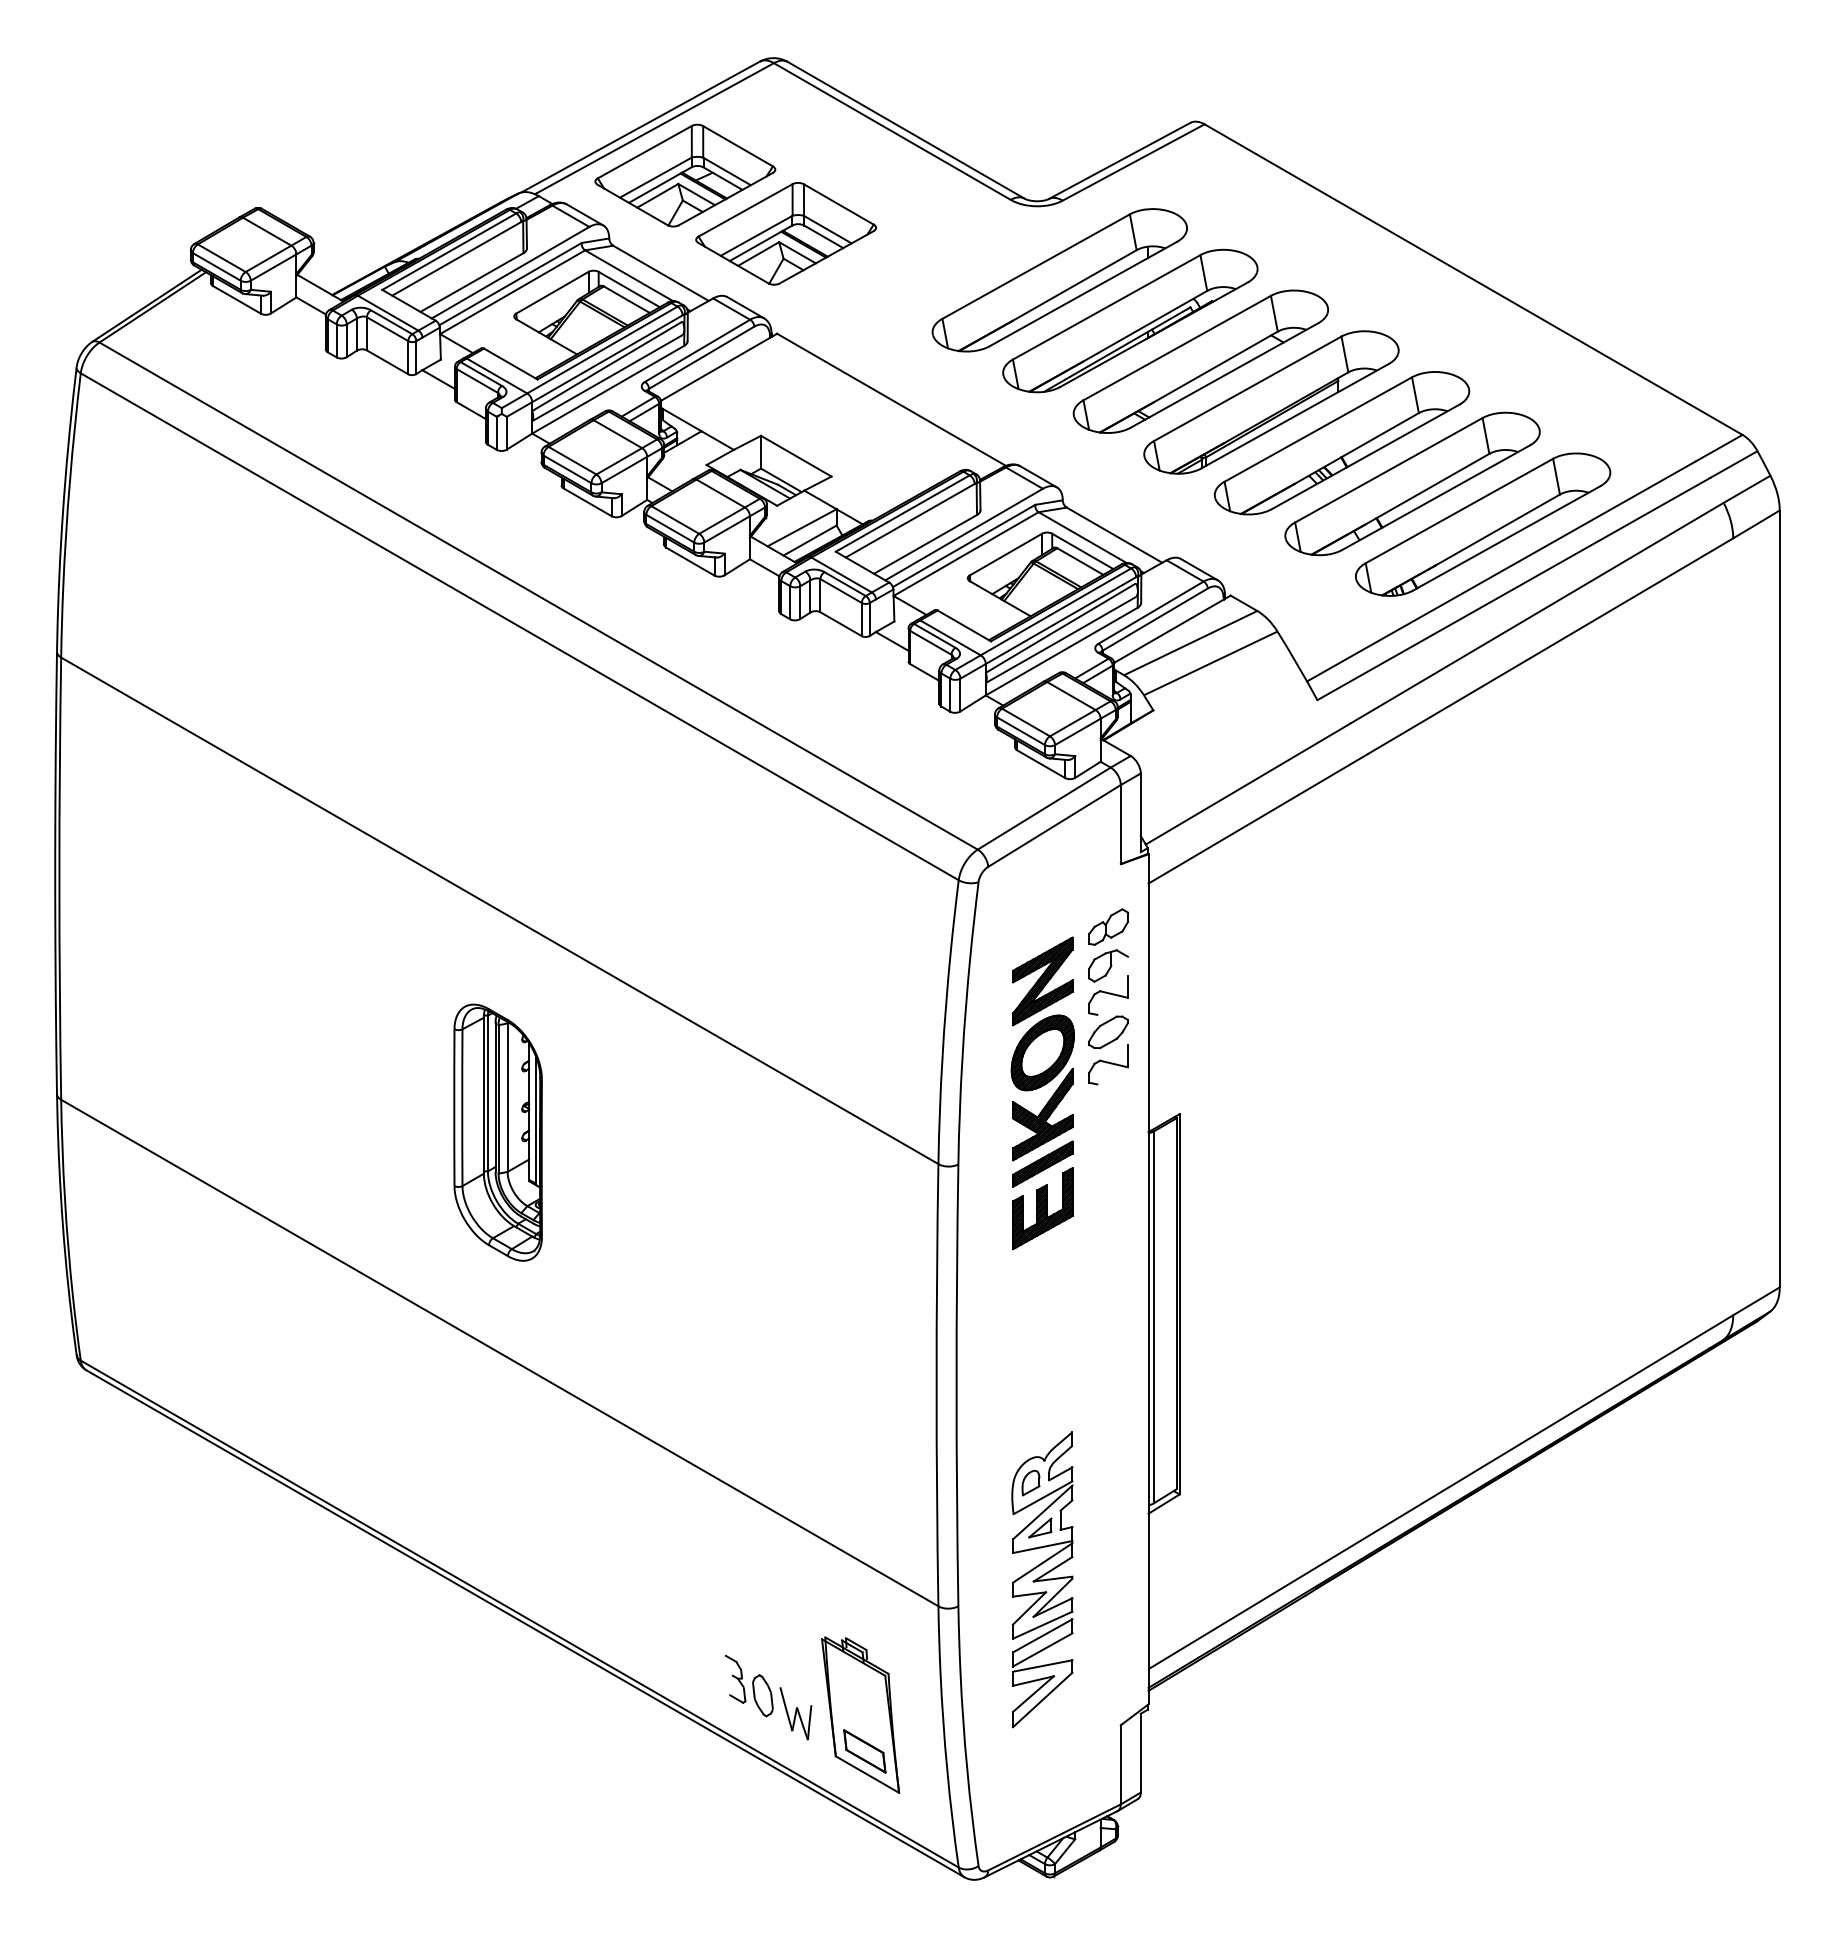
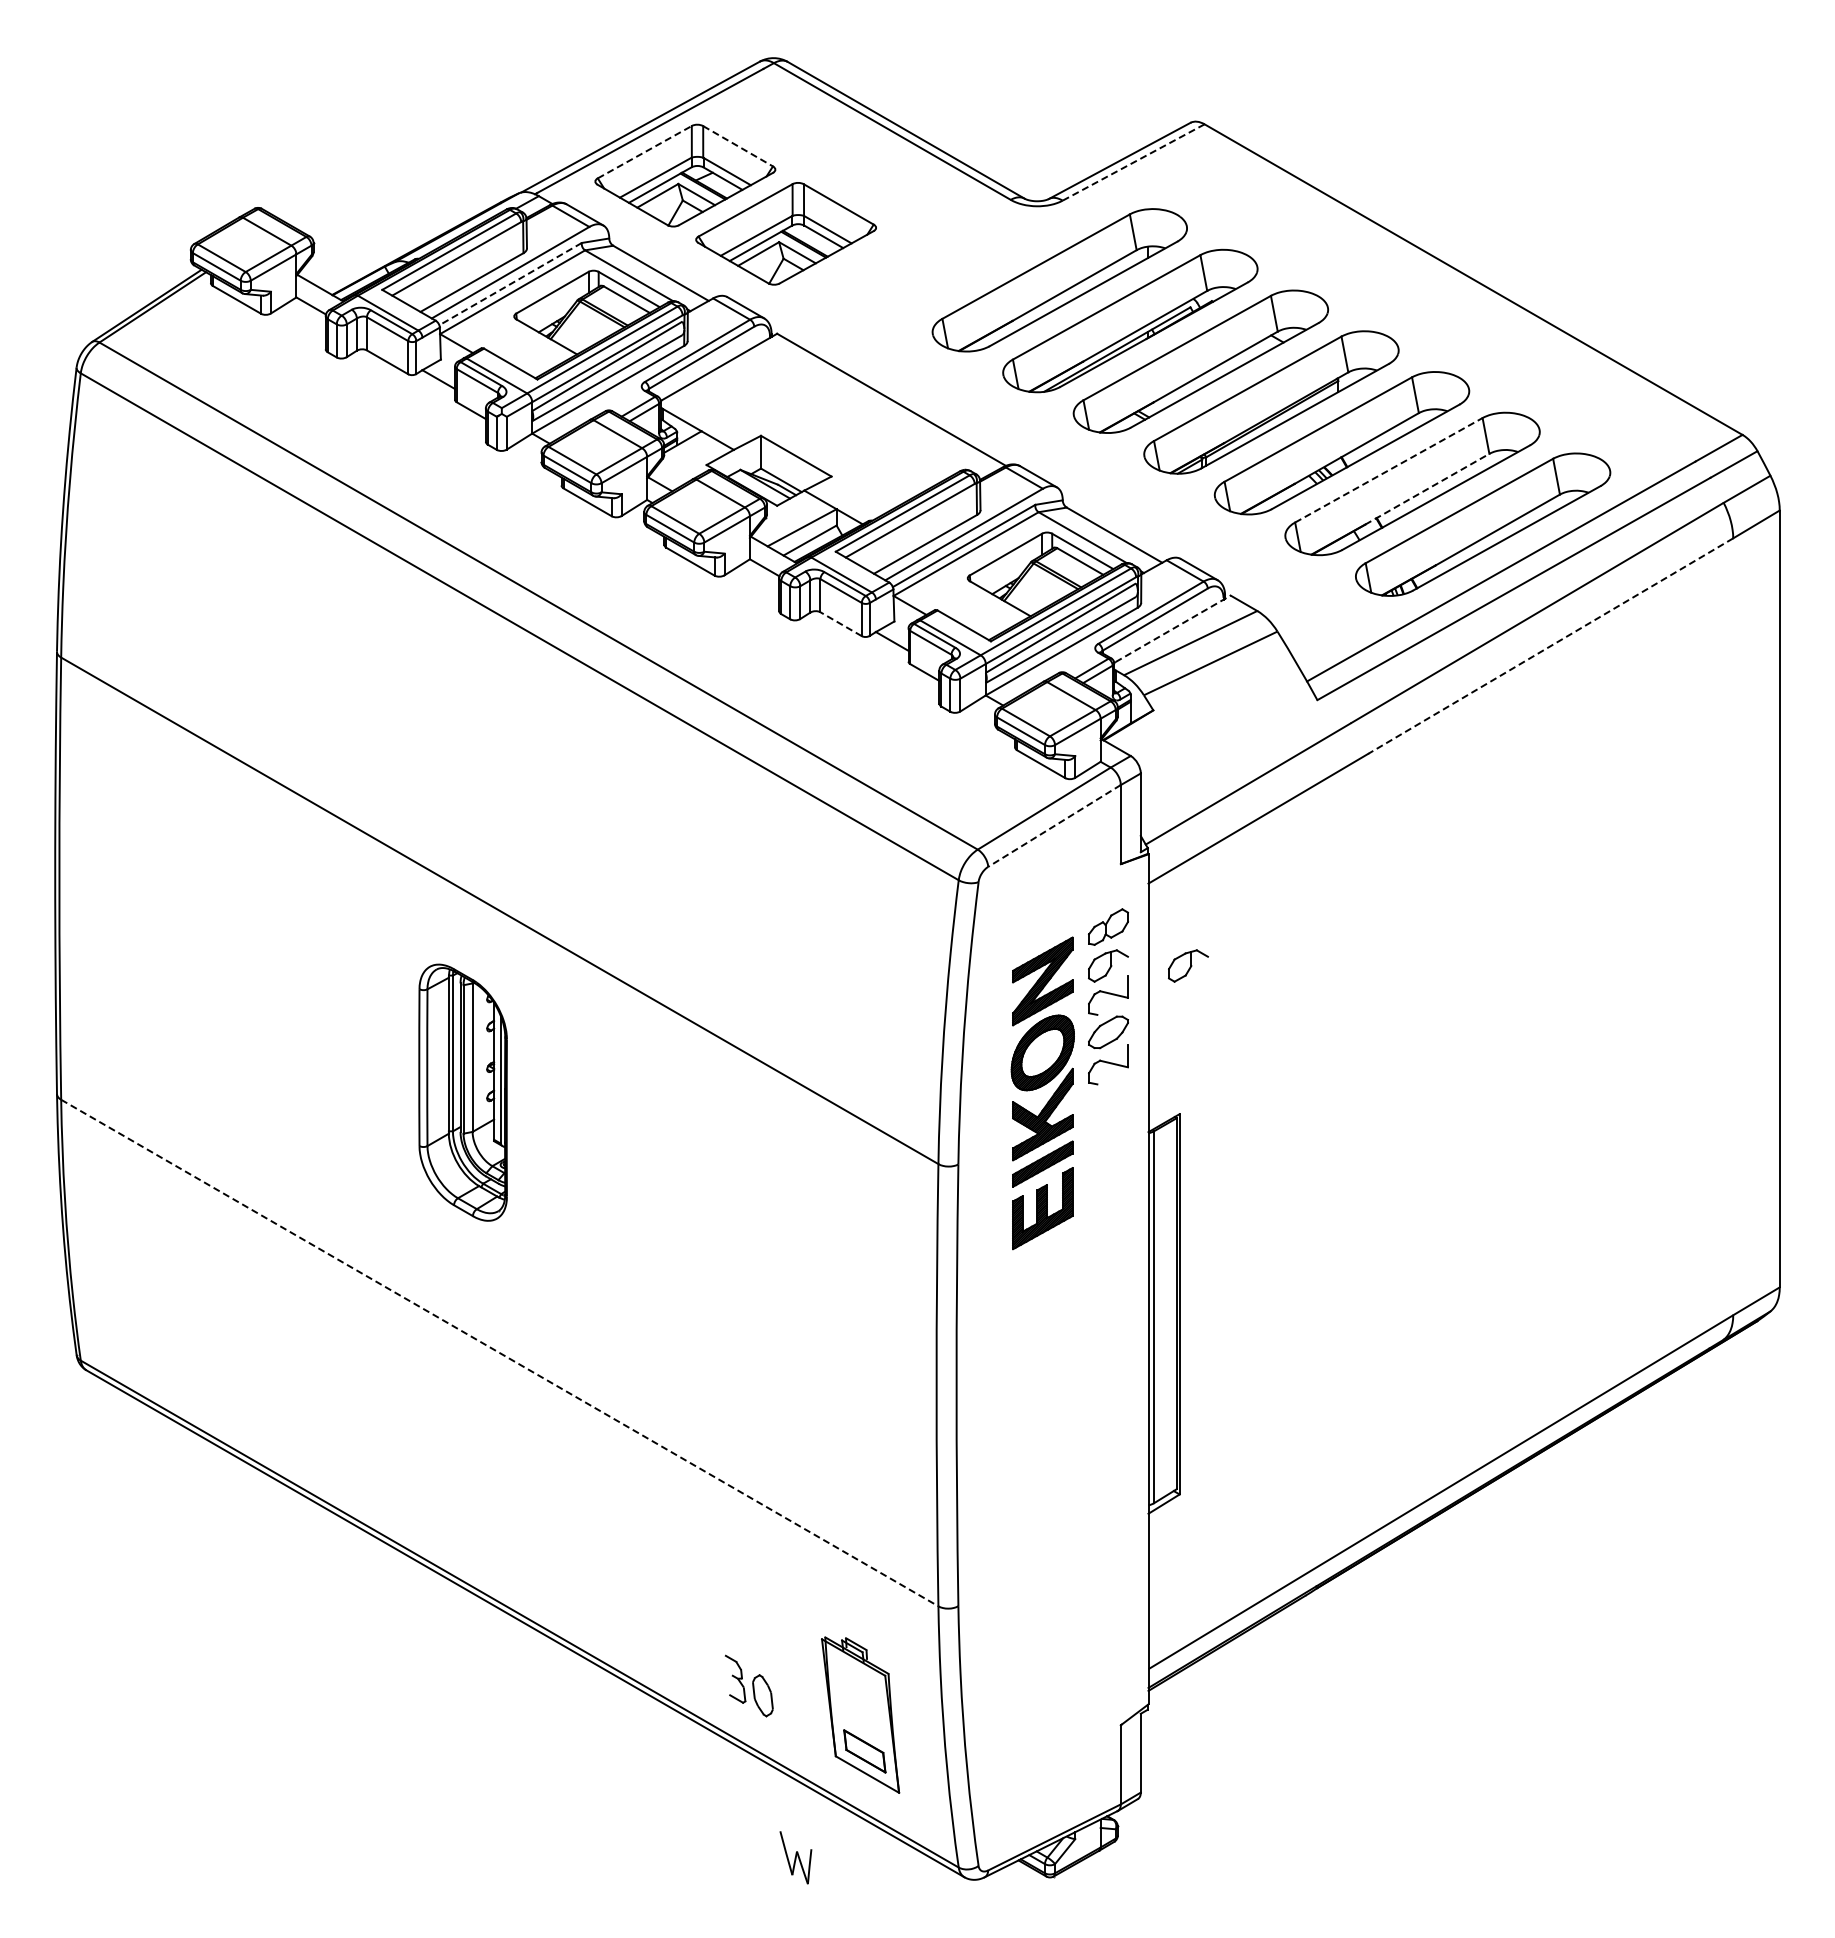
line: solid -> dashed (738, 146)
line: solid -> dashed (644, 152)
line: solid -> dashed (1133, 162)
line: solid -> dashed (510, 284)
line: solid -> dashed (1389, 470)
line: solid -> dashed (1427, 489)
line: solid -> dashed (841, 624)
line: solid -> dashed (1173, 628)
line: solid -> dashed (1550, 646)
line: solid -> dashed (1054, 825)
part: none -> present (1188, 965)
part position: (497, 1132) -> (462, 1092) (462, 1092)
line: solid -> dashed (500, 1353)
part: present -> none (1042, 1579)
part position: (795, 1713) -> (795, 1857) (795, 1857)
